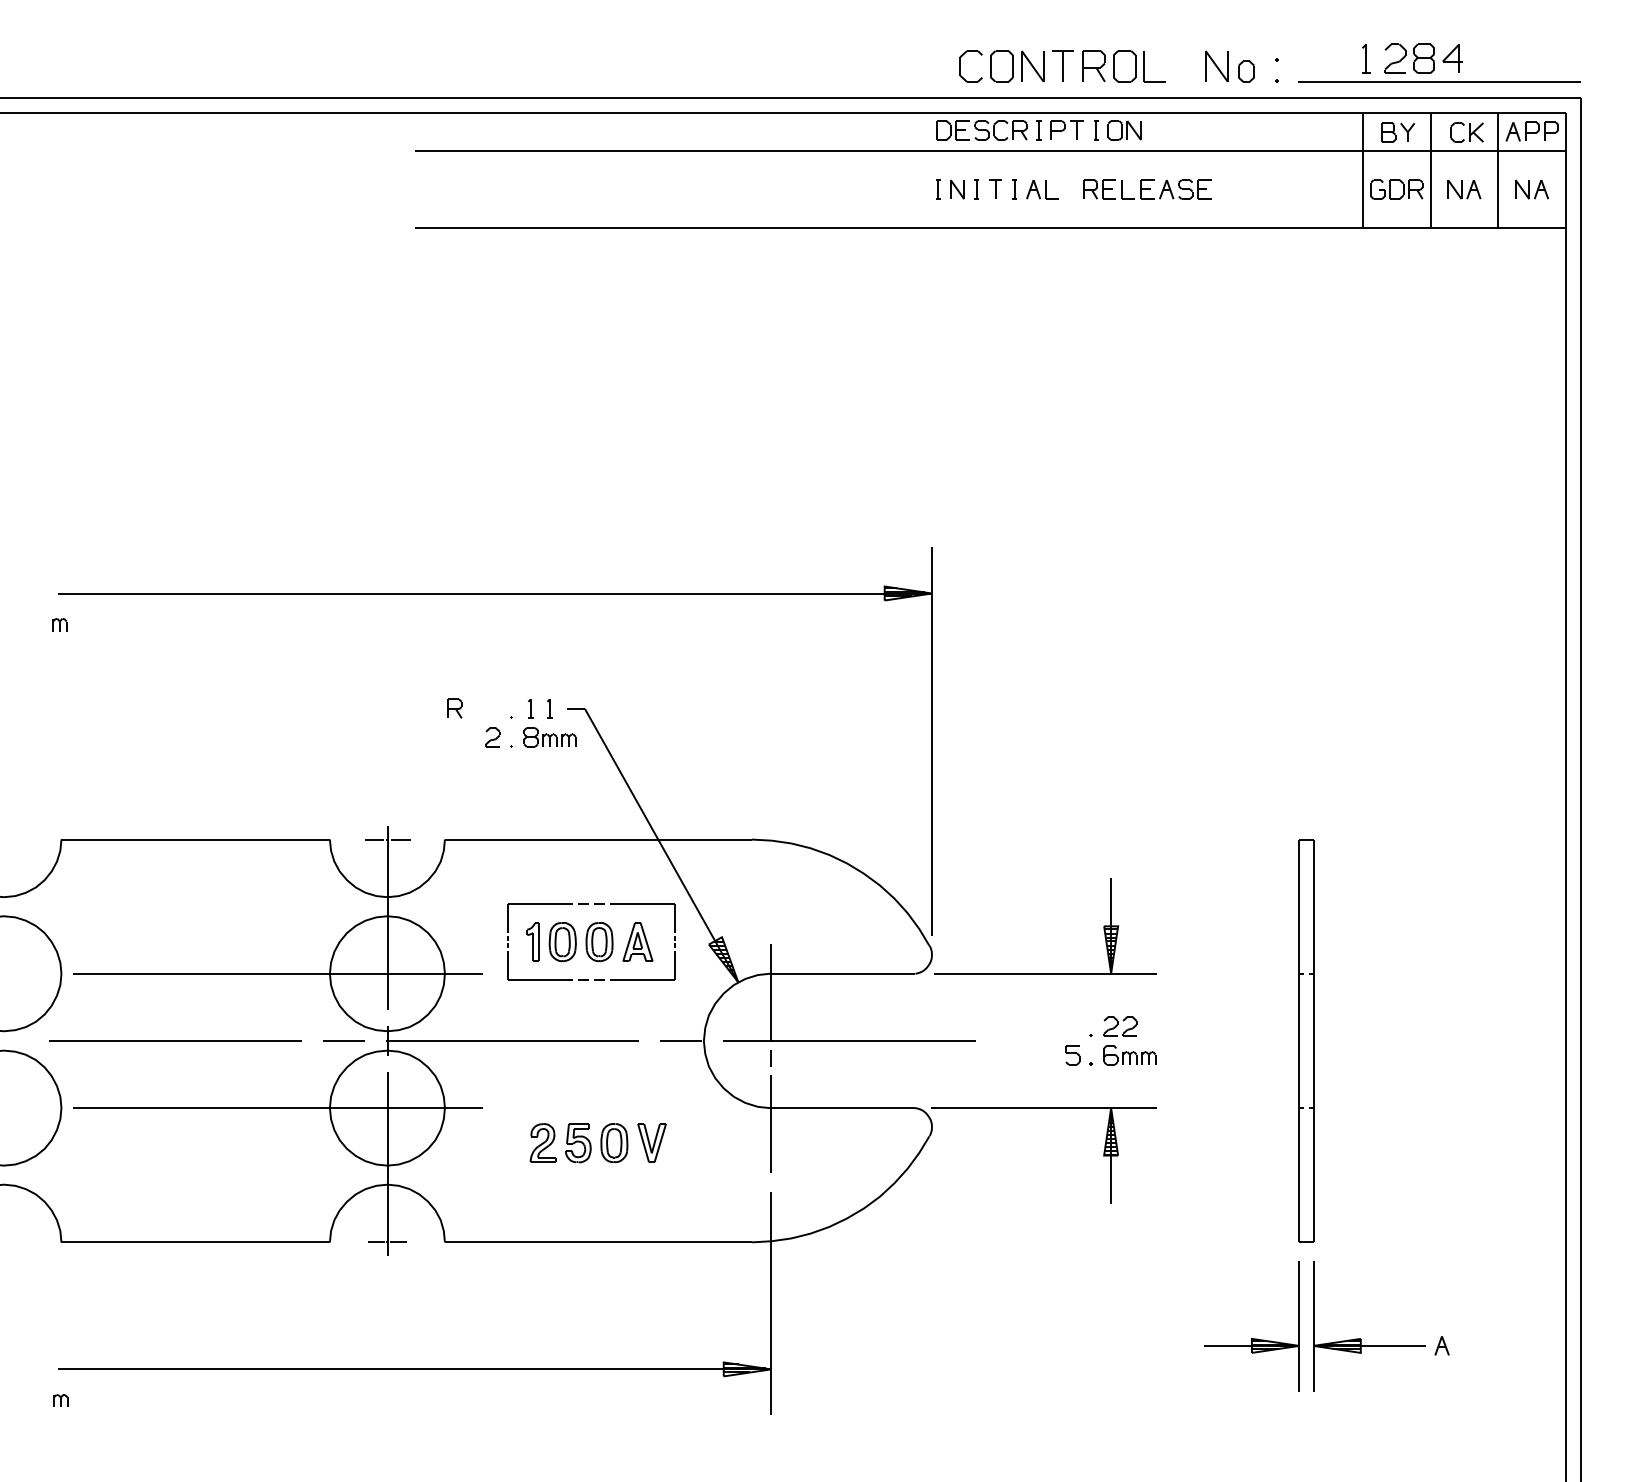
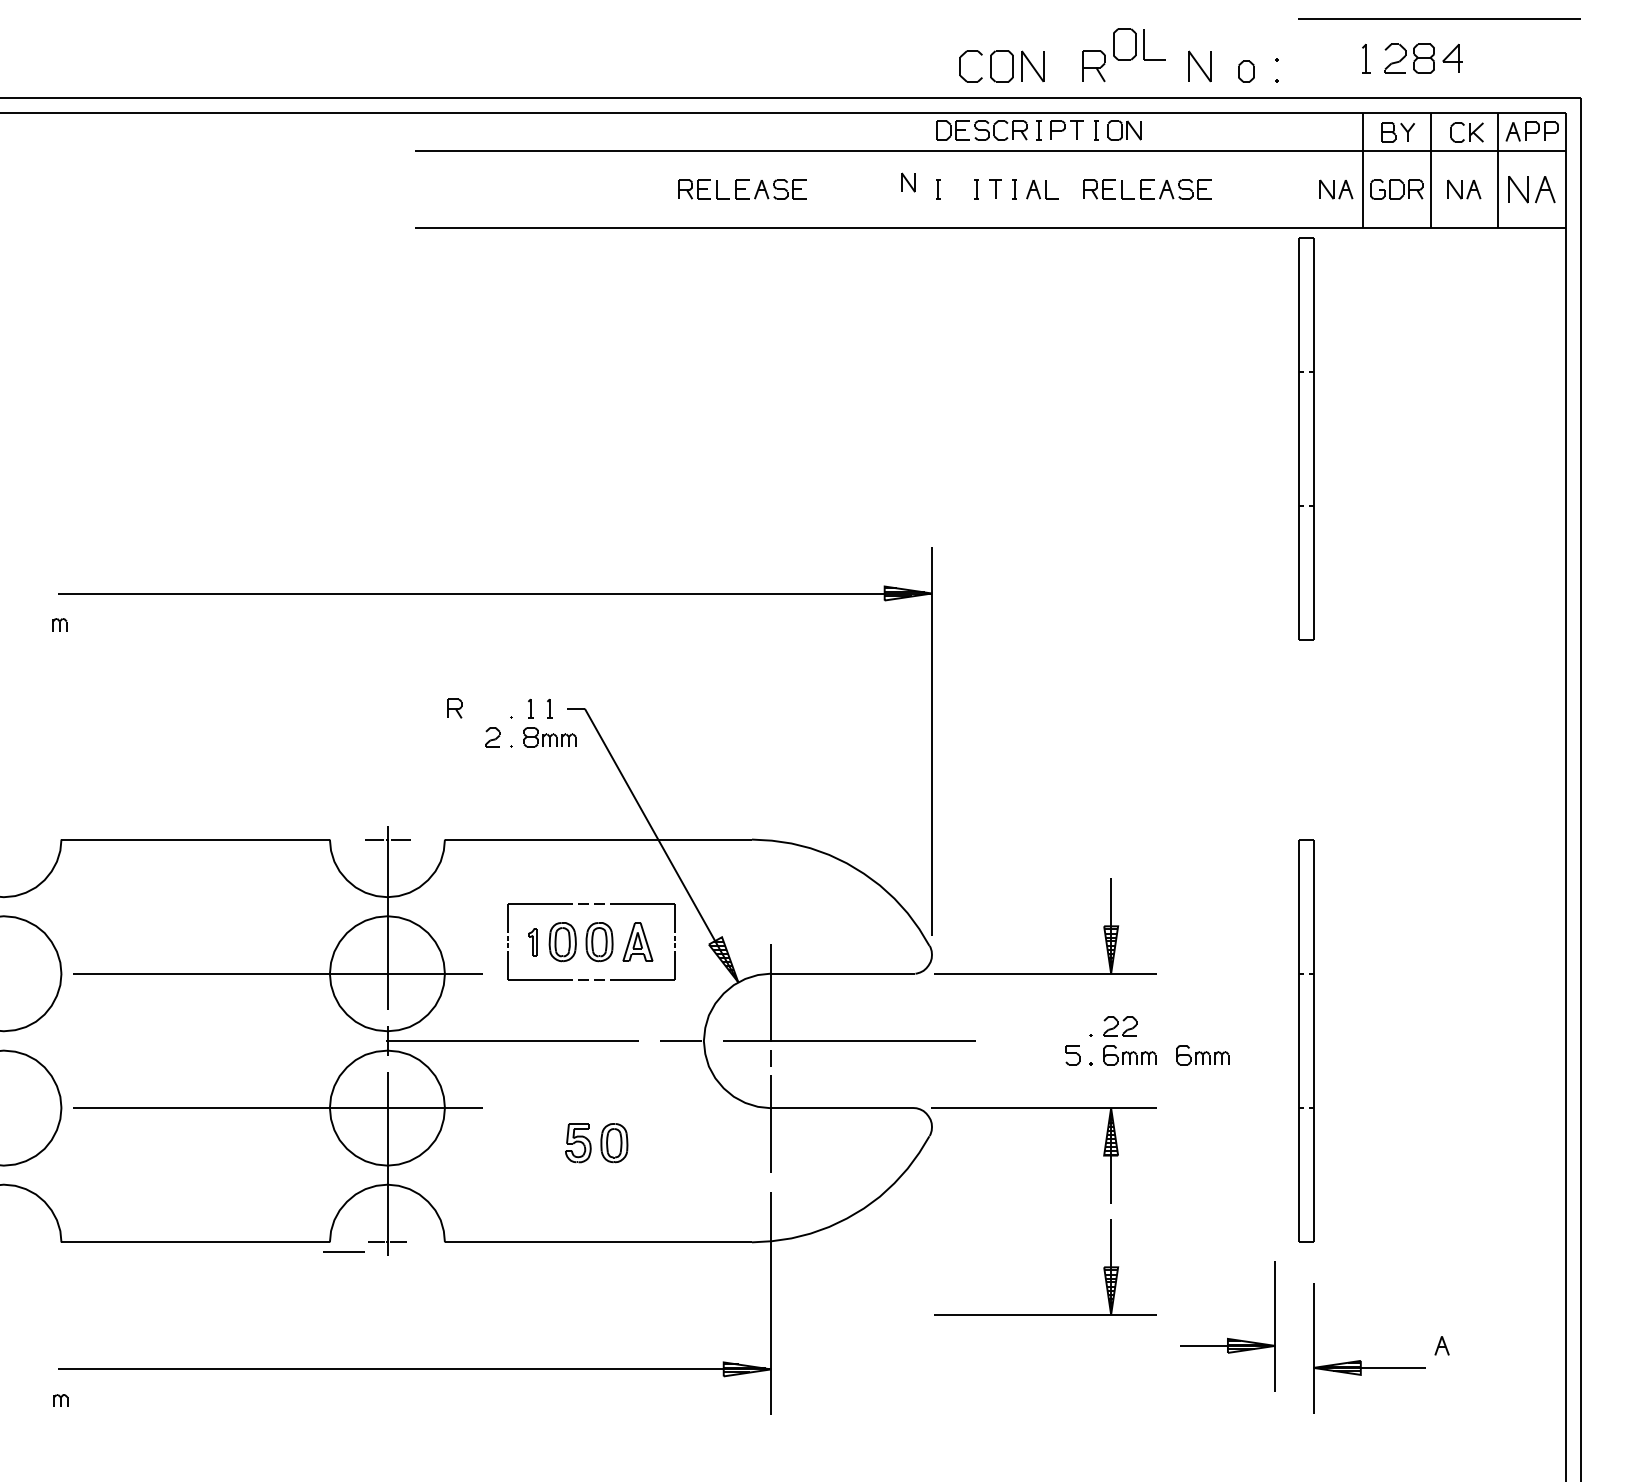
part: present -> none (1062, 65)
part position: (1139, 66) -> (1139, 44) (1139, 44)
part position: (1216, 66) -> (1199, 66) (1199, 66)
line position: (1439, 81) -> (1439, 18) (1439, 18)
part: none -> present (742, 189)
part position: (957, 189) -> (908, 182) (908, 182)
part: none -> present (1336, 189)
part size: 34x21 px -> 48x28 px (1531, 189)
part: none -> present (1306, 438)
part size: 14x40 px -> 10x29 px (532, 942)
line: present -> none (175, 1040)
line position: (343, 1040) -> (343, 1251) (343, 1251)
part: none -> present (1202, 1055)
part: present -> none (542, 1142)
part: present -> none (651, 1142)
part: none -> present (1045, 1314)
part position: (1251, 1337) -> (1227, 1337) (1227, 1337)
part position: (1360, 1338) -> (1360, 1360) (1360, 1360)
